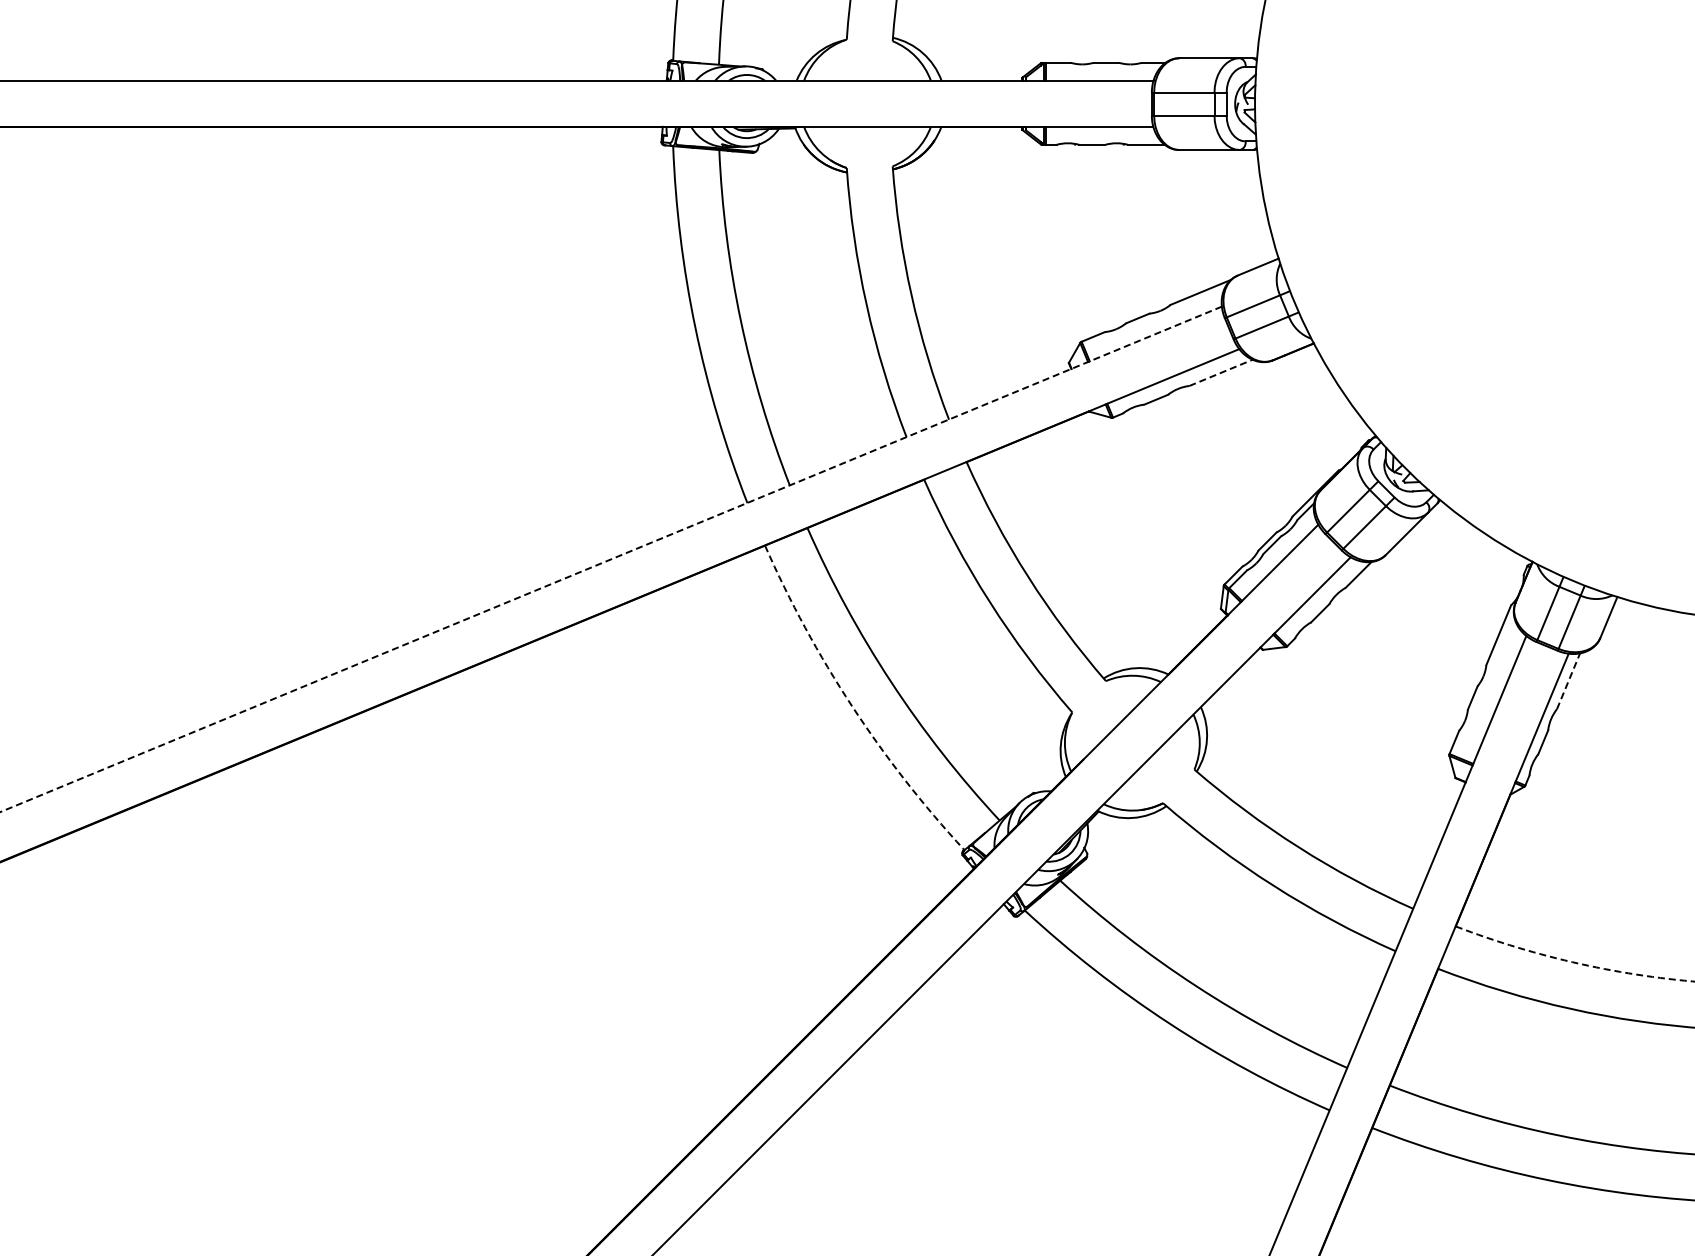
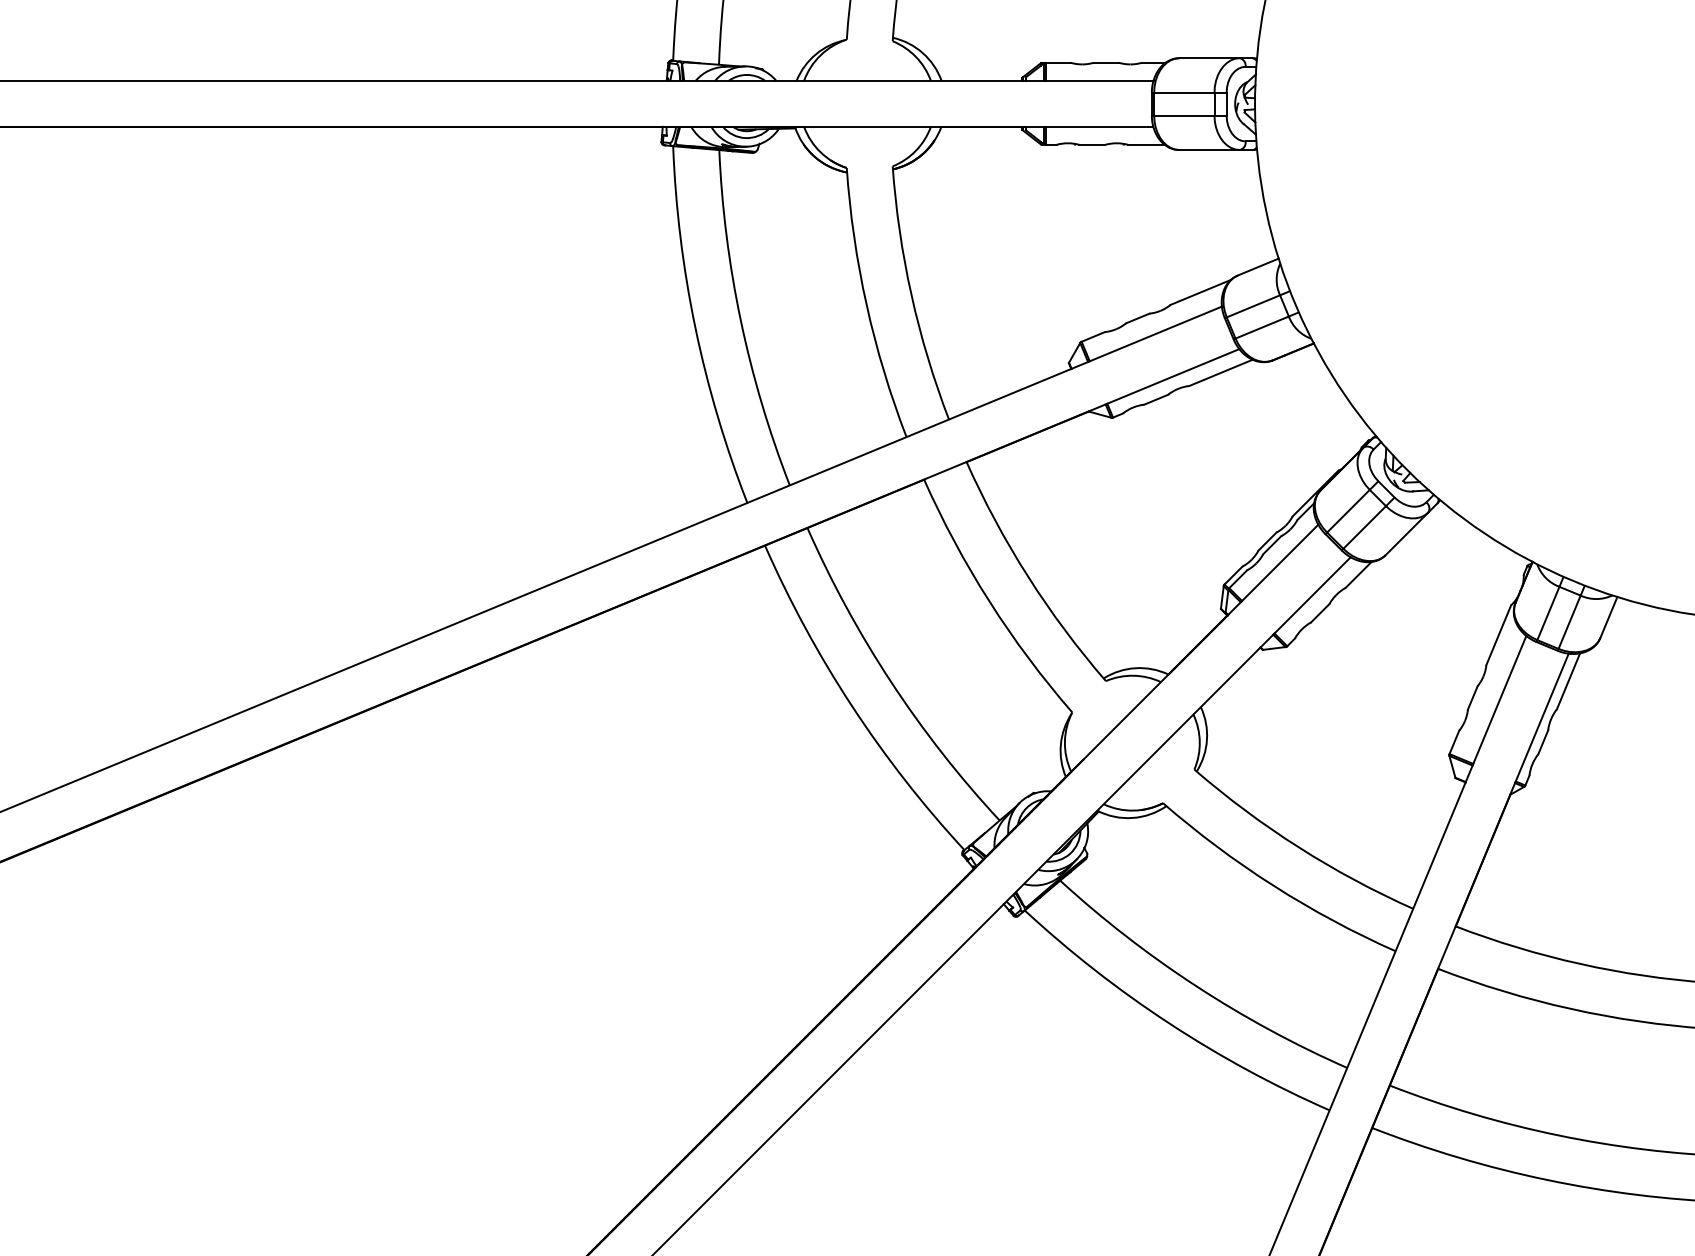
line: dashed -> solid (1221, 372)
line: dashed -> solid (611, 559)
line: dashed -> solid (1568, 680)
arc: dashed -> solid (852, 706)
arc: dashed -> solid (1573, 962)
